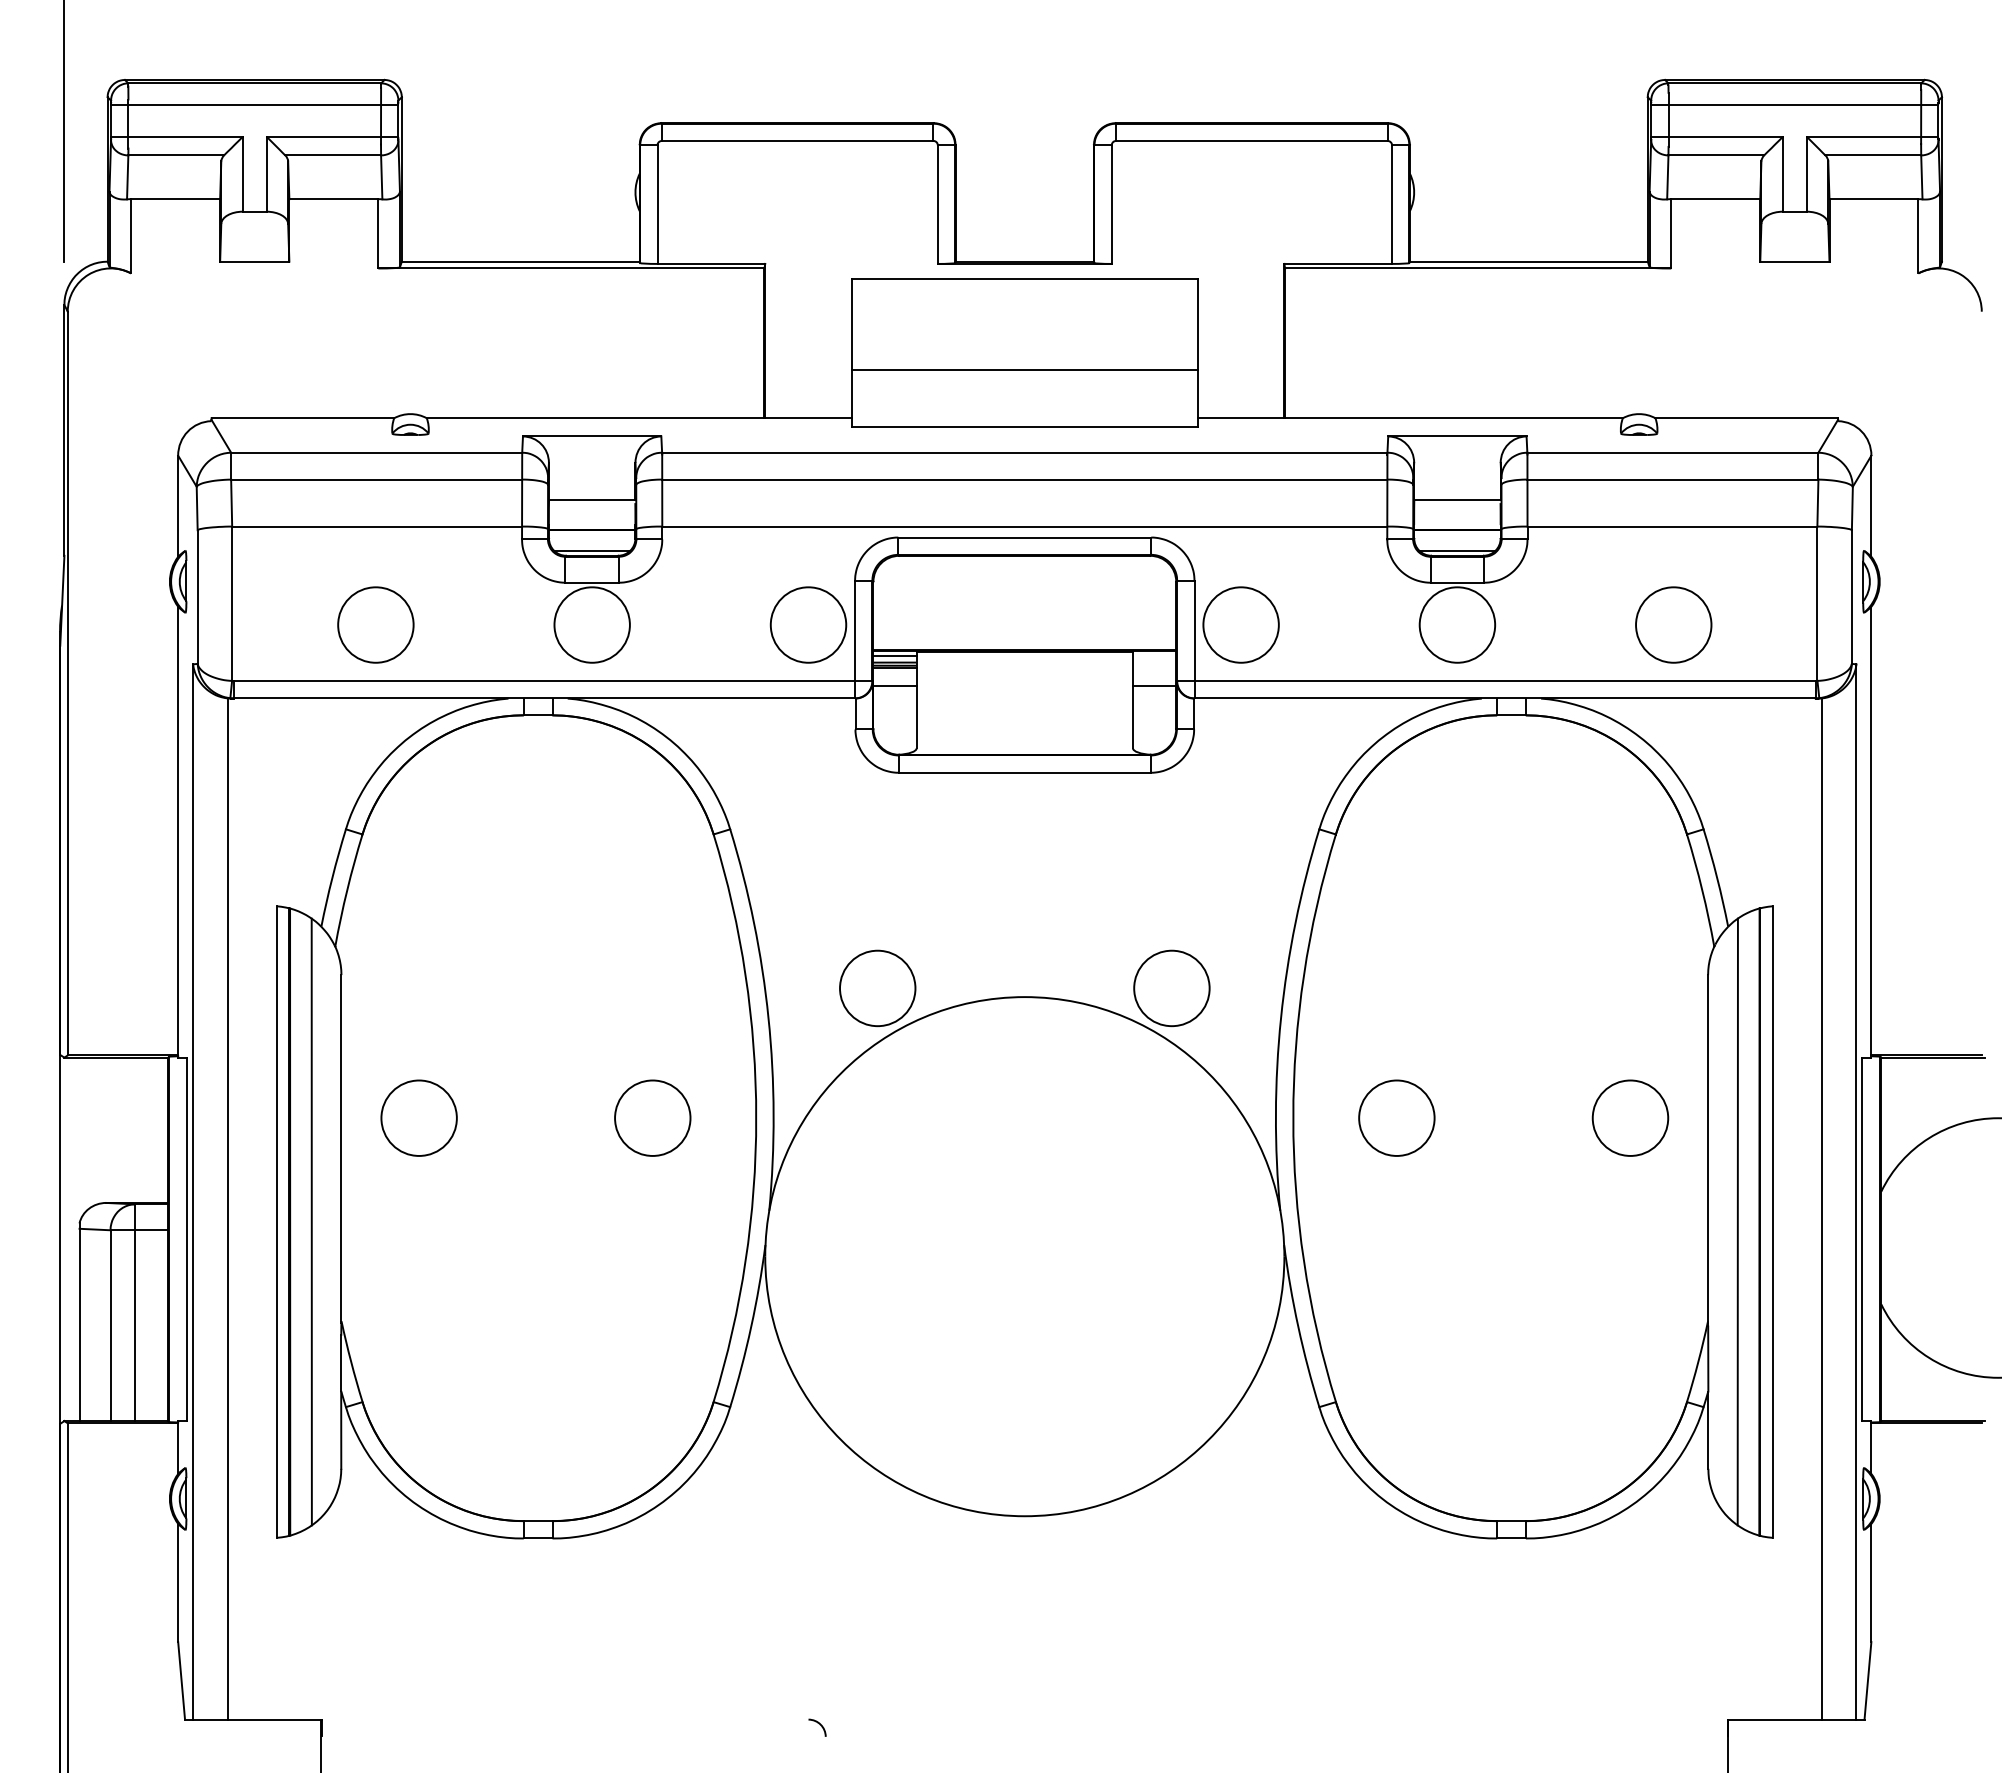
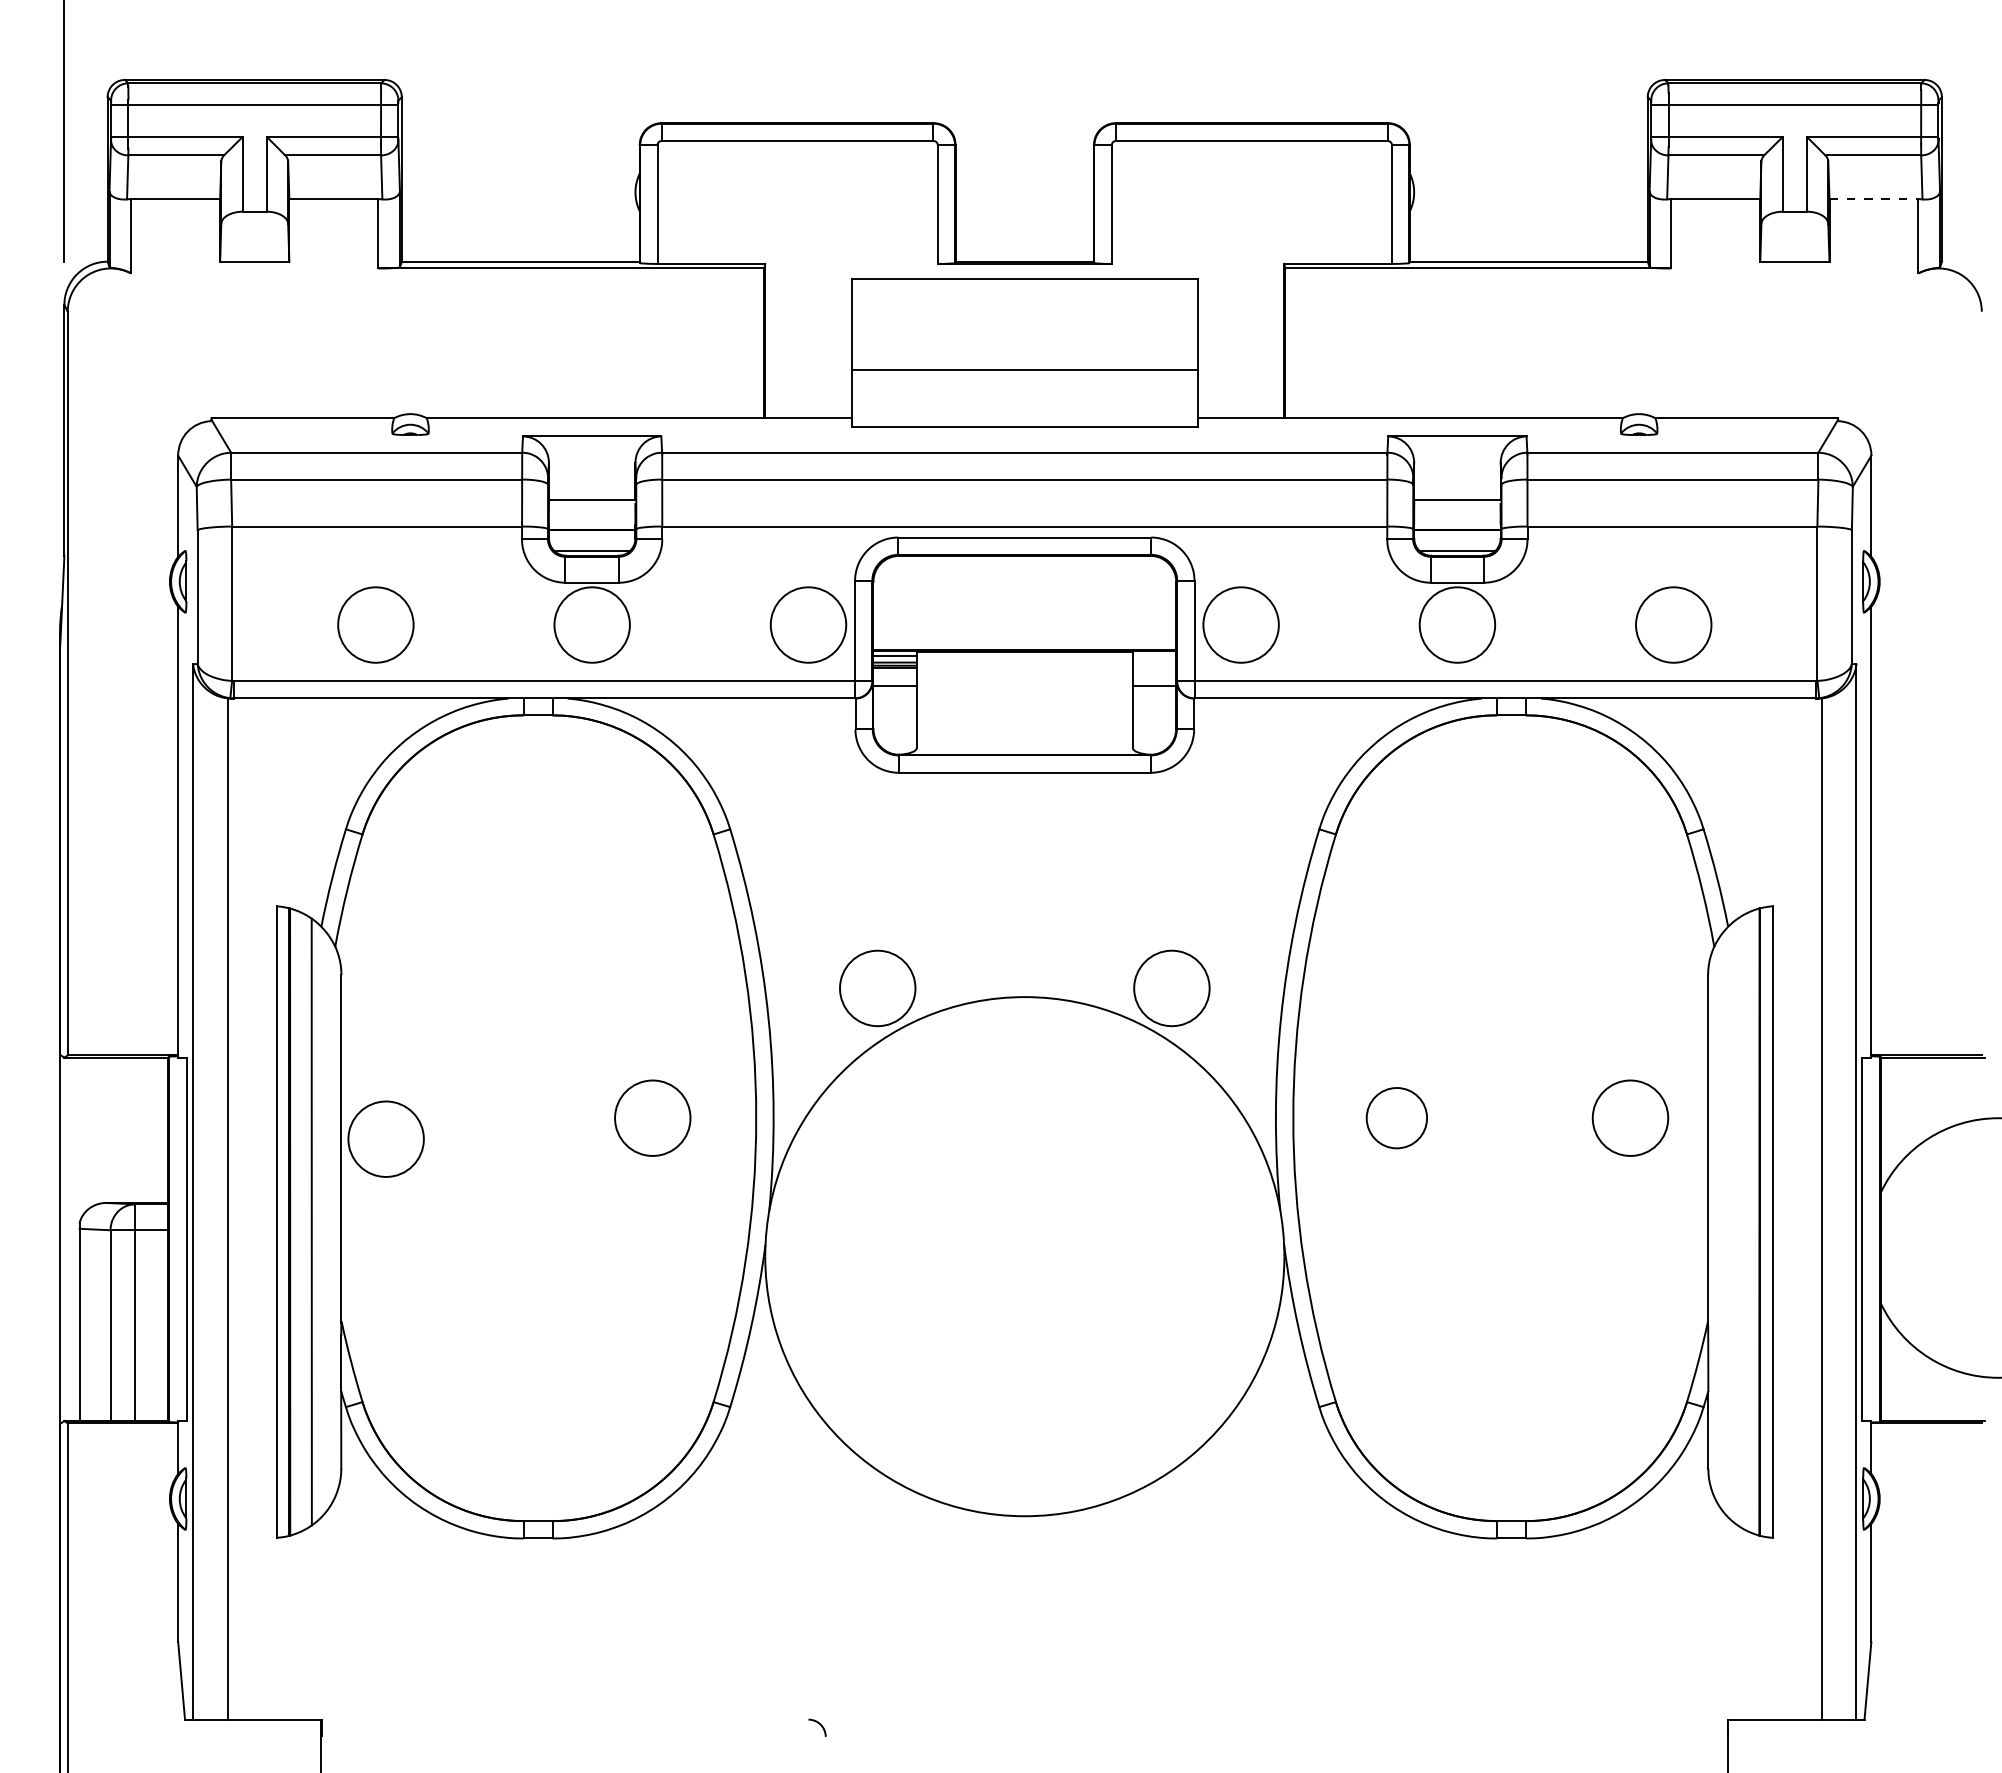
line: solid -> dashed (1874, 199)
circle position: (418, 1117) -> (385, 1138) (385, 1138)
circle size: 78x78 px -> 63x63 px (1396, 1118)
line: present -> none (1737, 1221)
